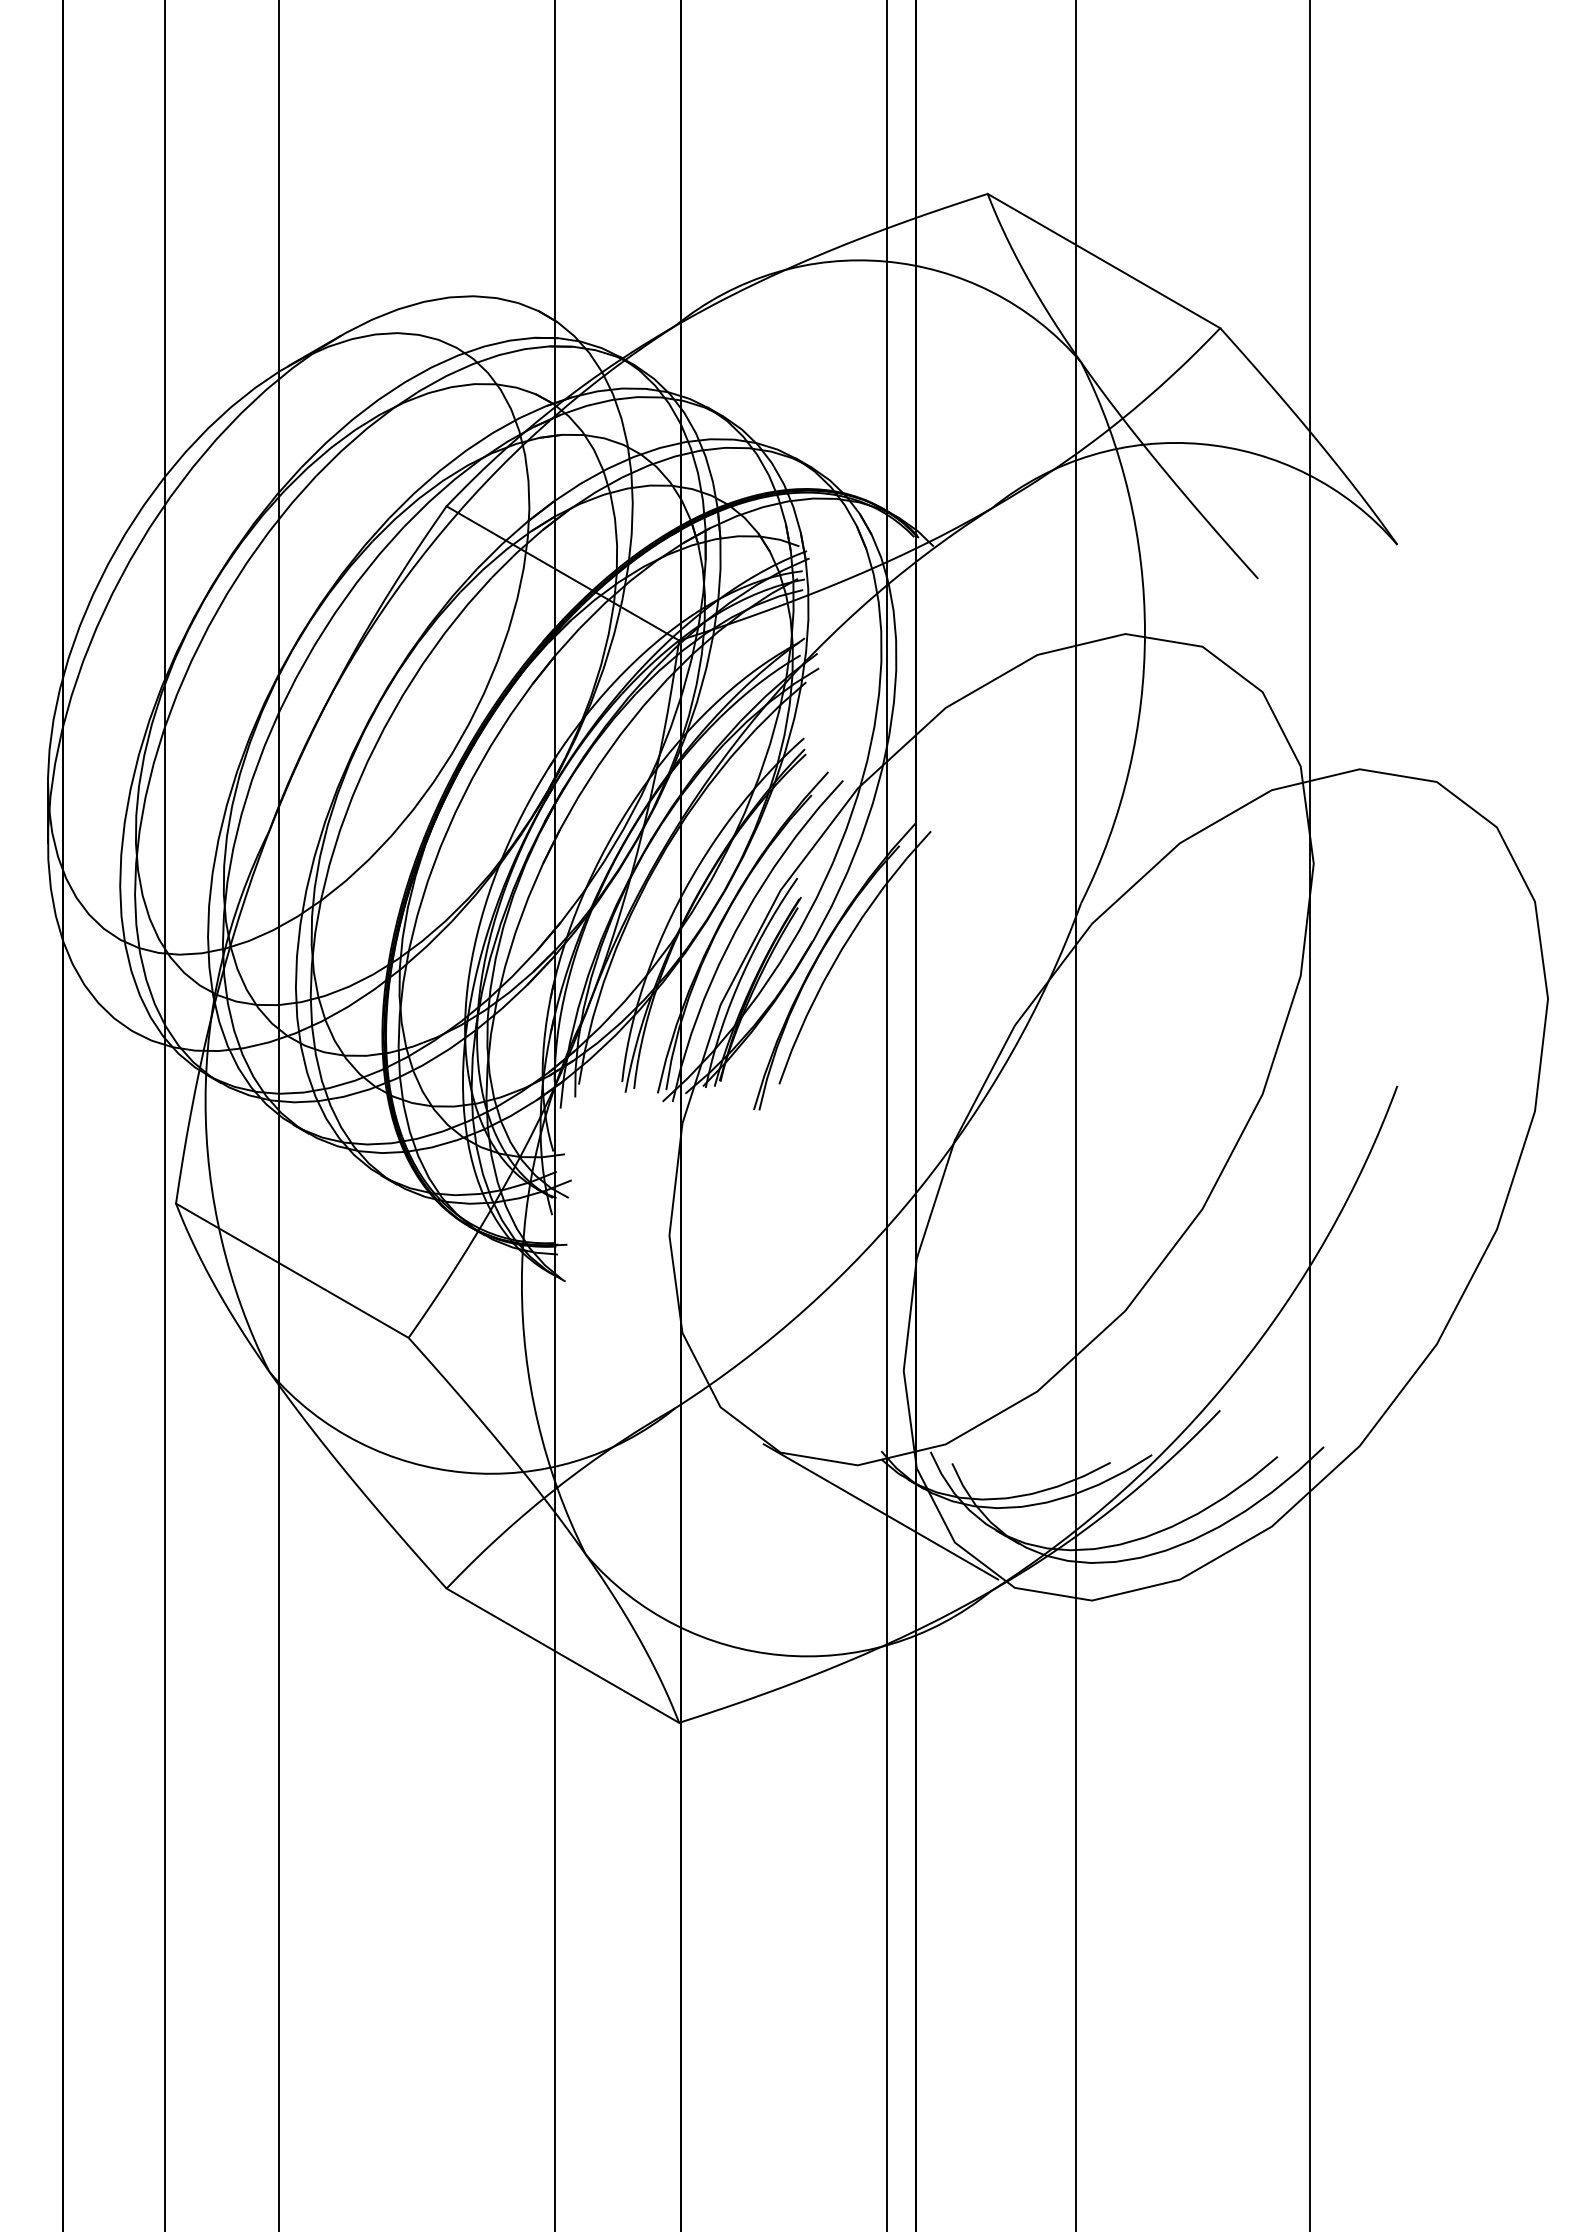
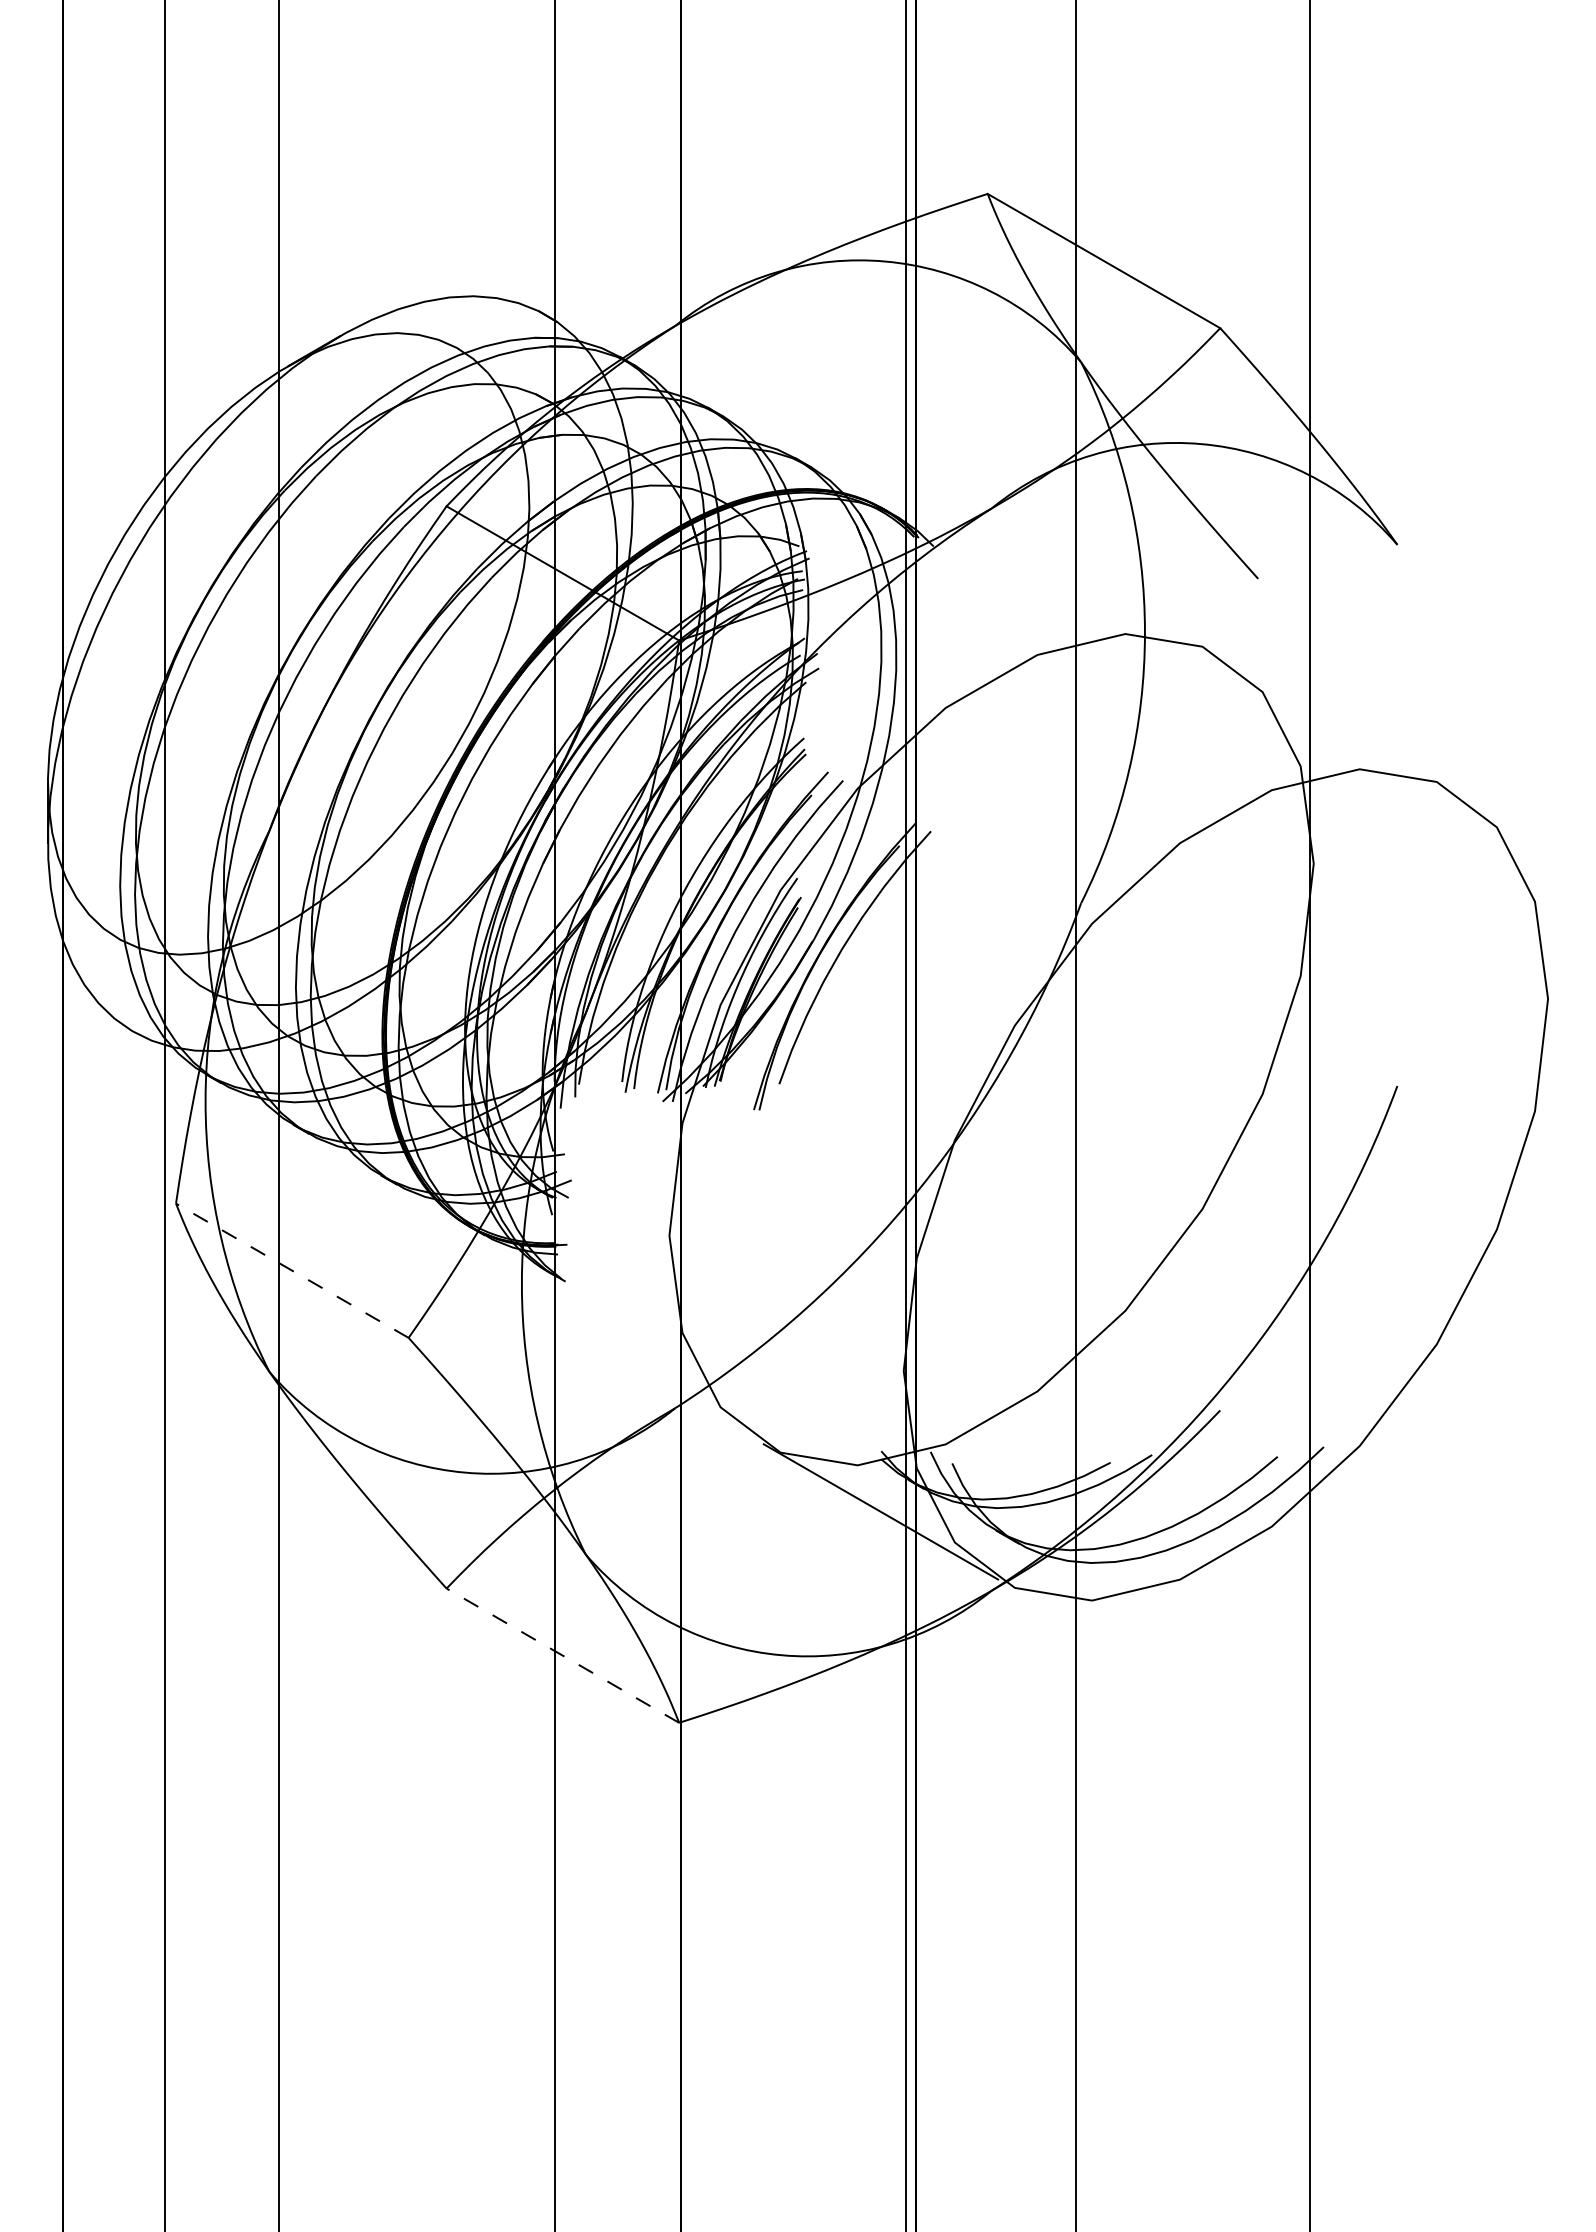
line position: (886, 1115) -> (905, 1115) (905, 1115)
line: solid -> dashed (291, 1270)
line: solid -> dashed (562, 1655)
